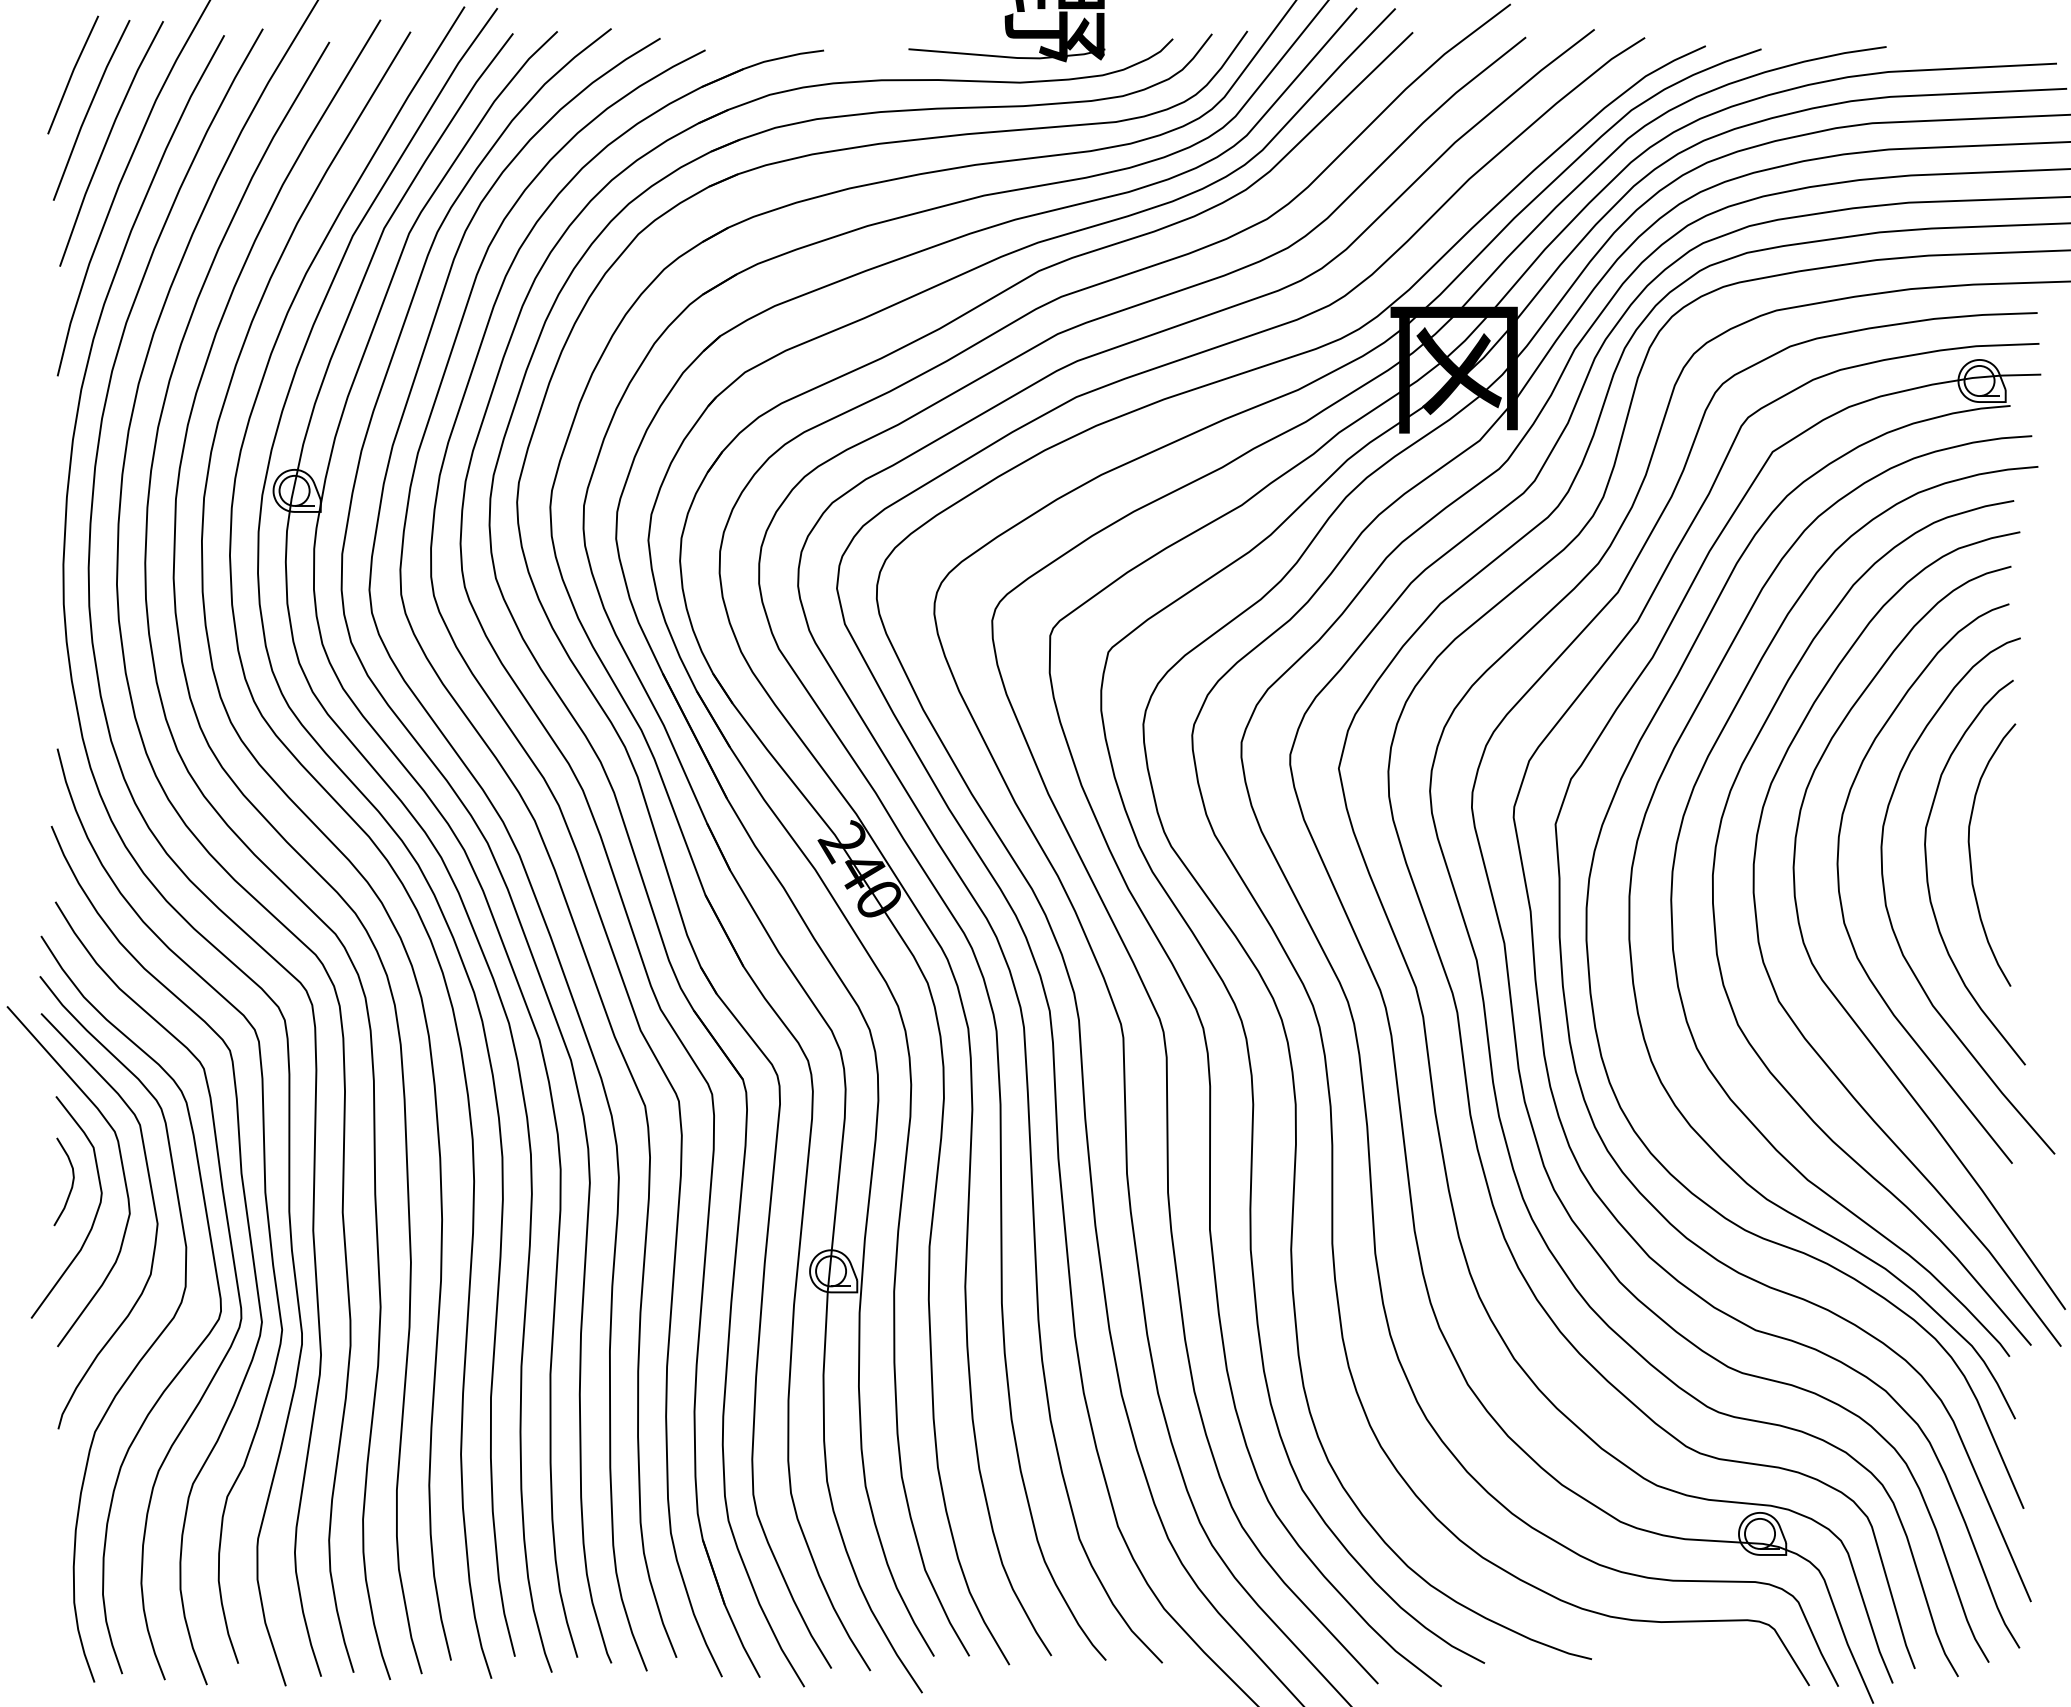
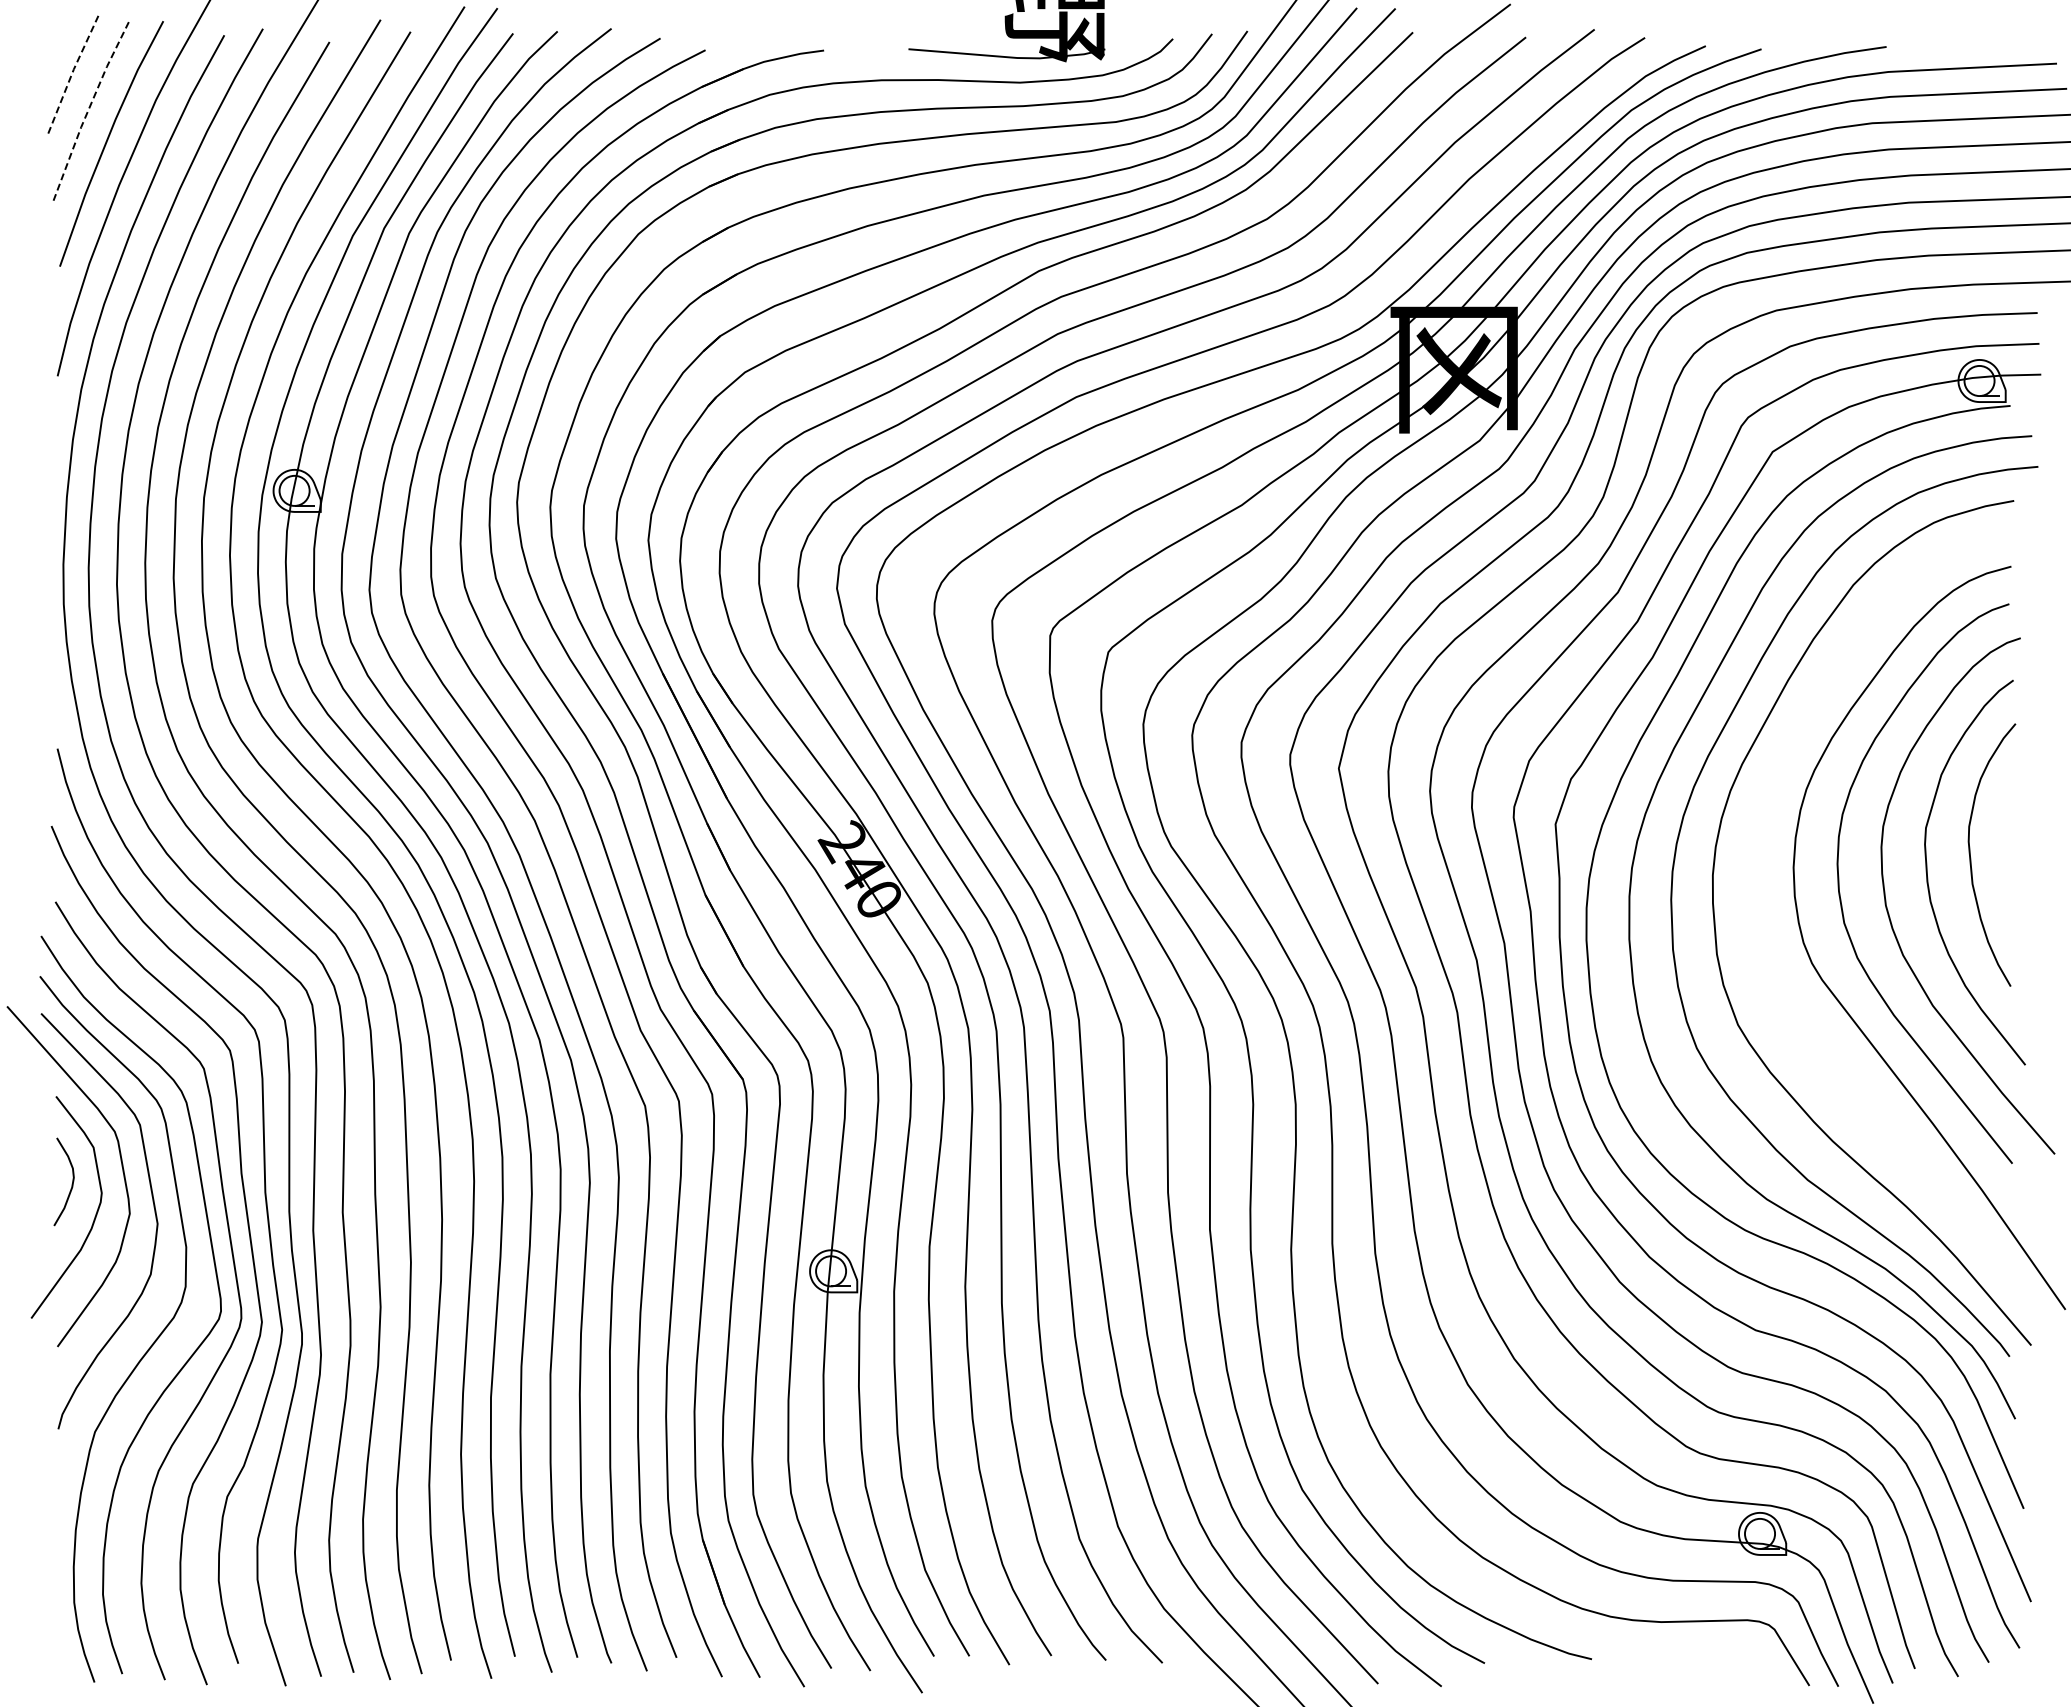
line: solid -> dashed (72, 73)
line: solid -> dashed (89, 108)
curve: present -> none (1792, 1018)
